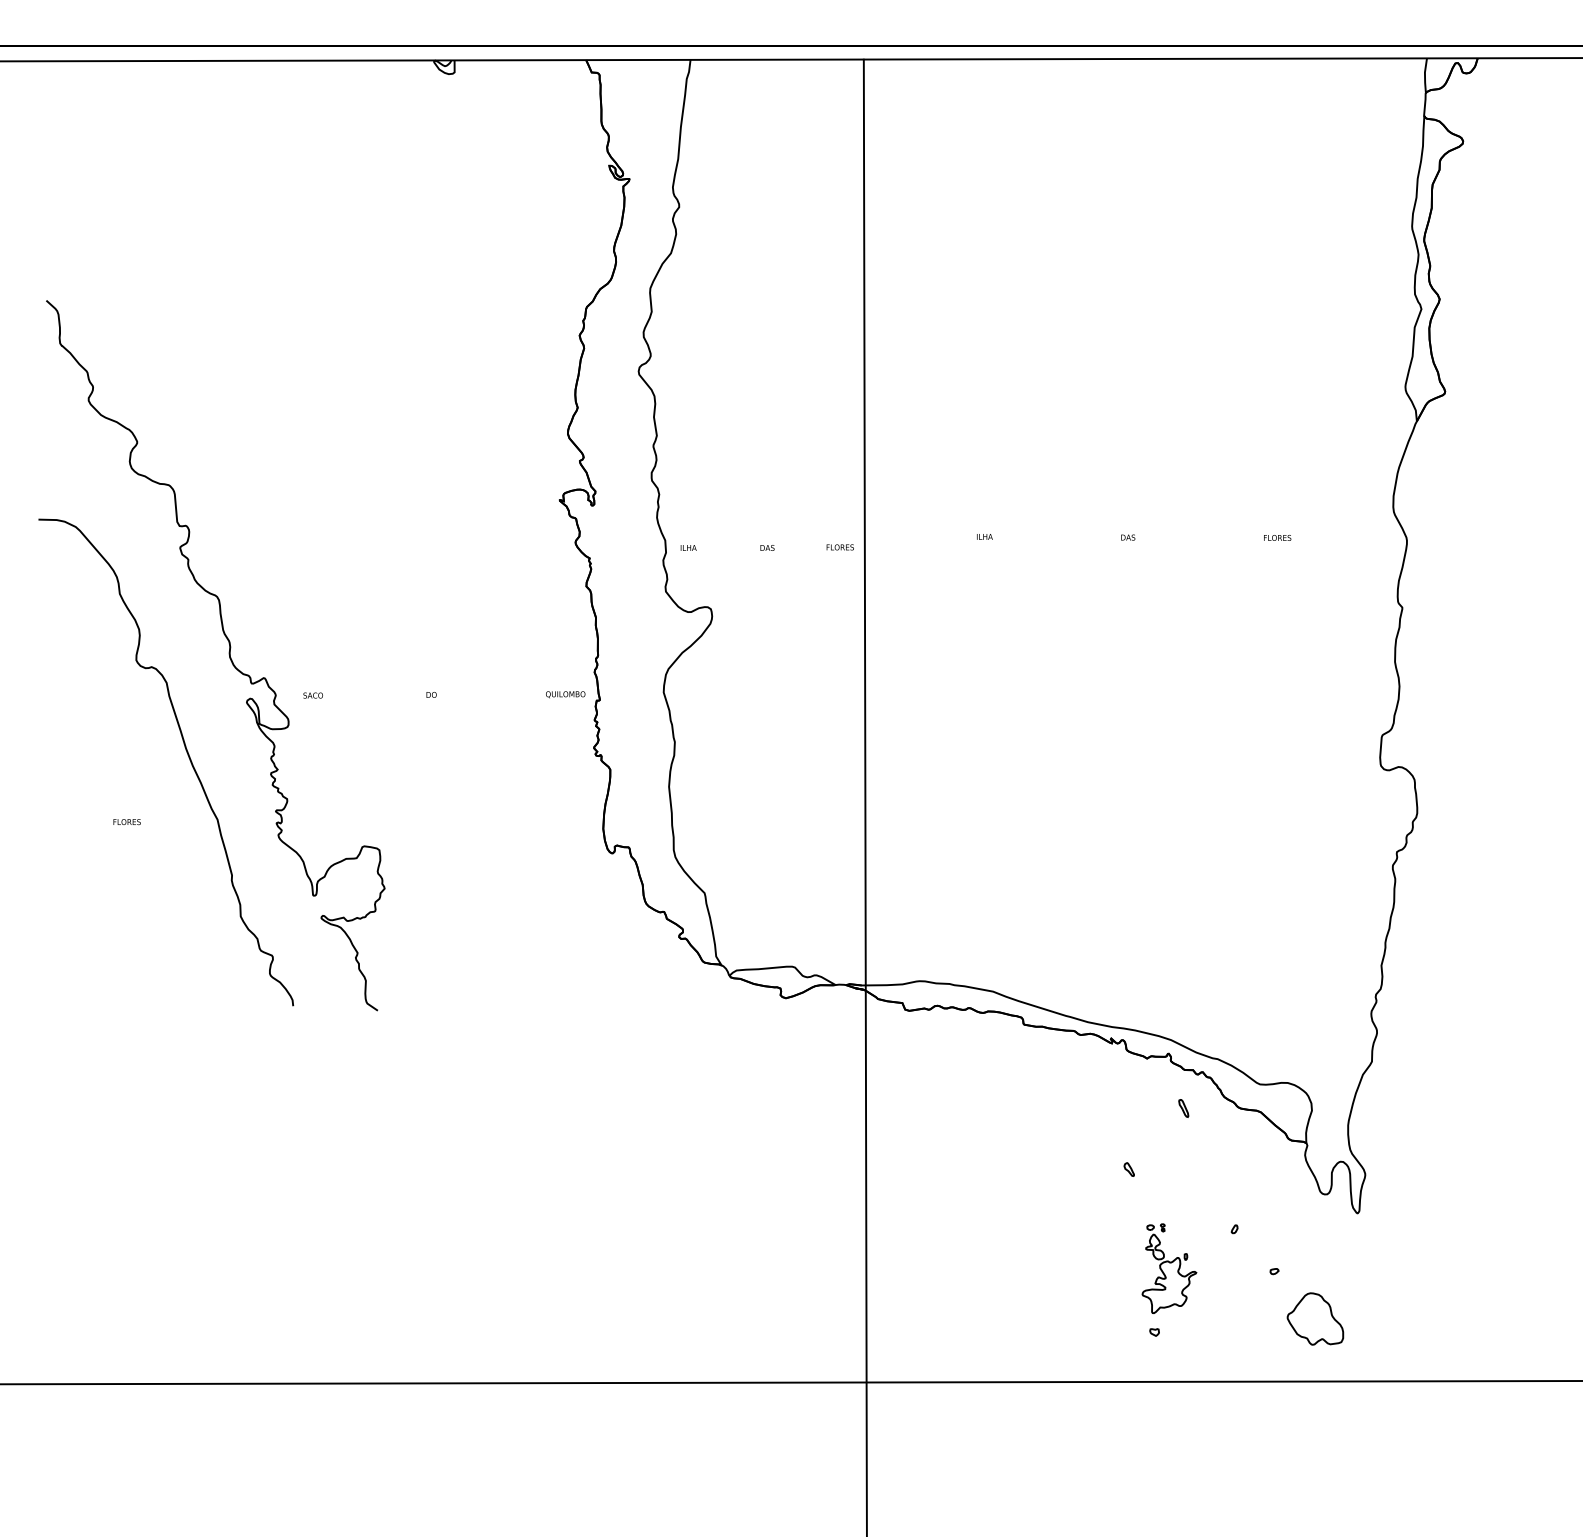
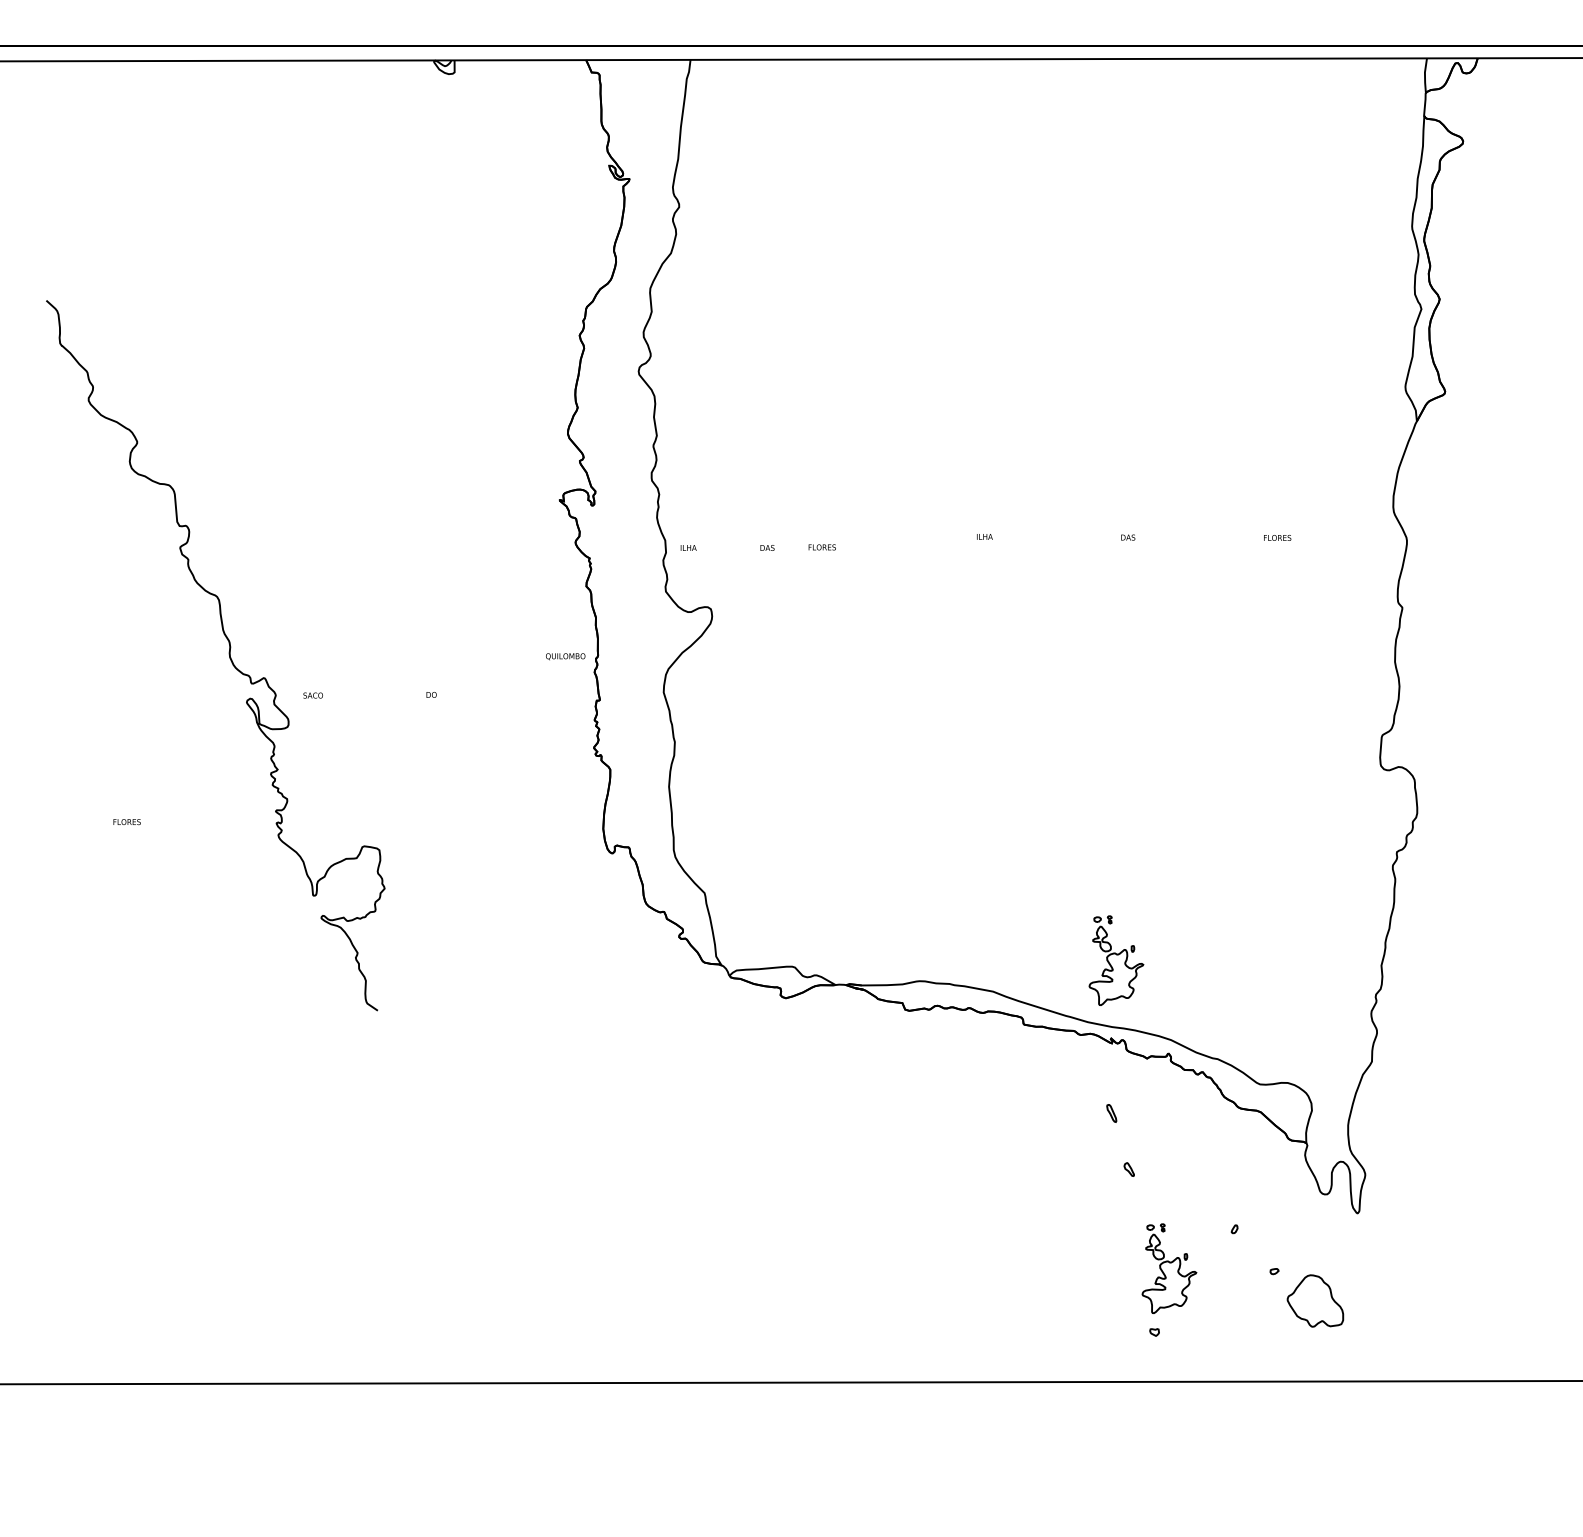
text position: (839, 547) -> (821, 547) (821, 547)
text position: (565, 694) -> (565, 656) (565, 656)
curve: present -> none (187, 755)
line: present -> none (864, 796)
part: none -> present (1116, 960)
part position: (1183, 1108) -> (1111, 1113) (1111, 1113)
part position: (1315, 1318) -> (1315, 1300) (1315, 1300)
